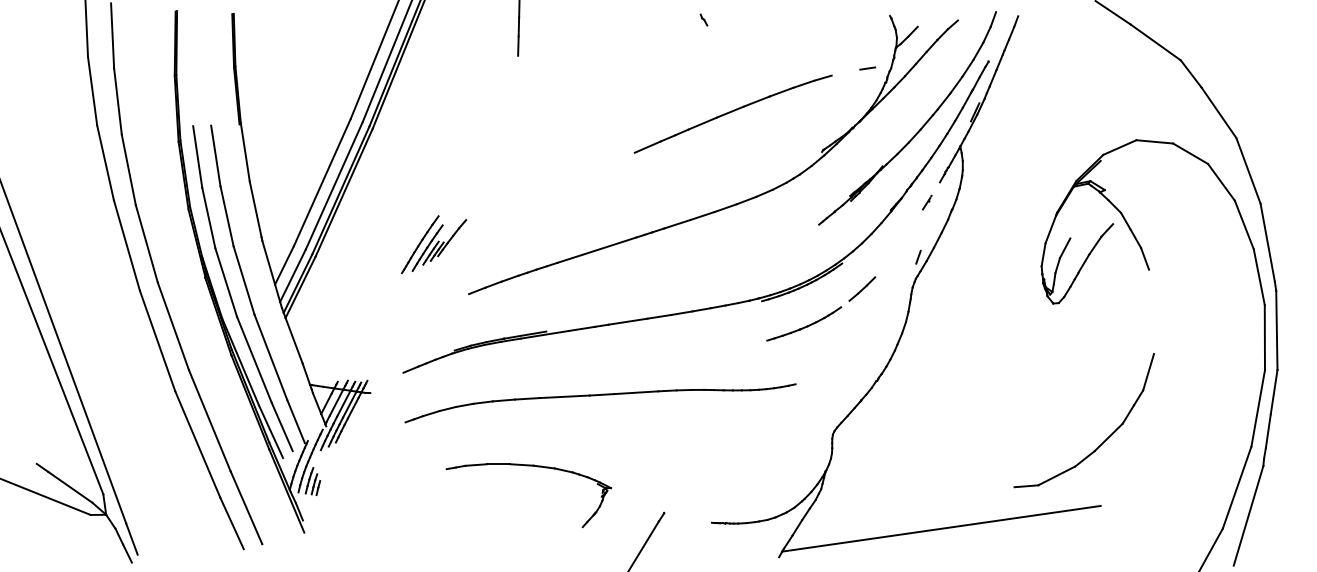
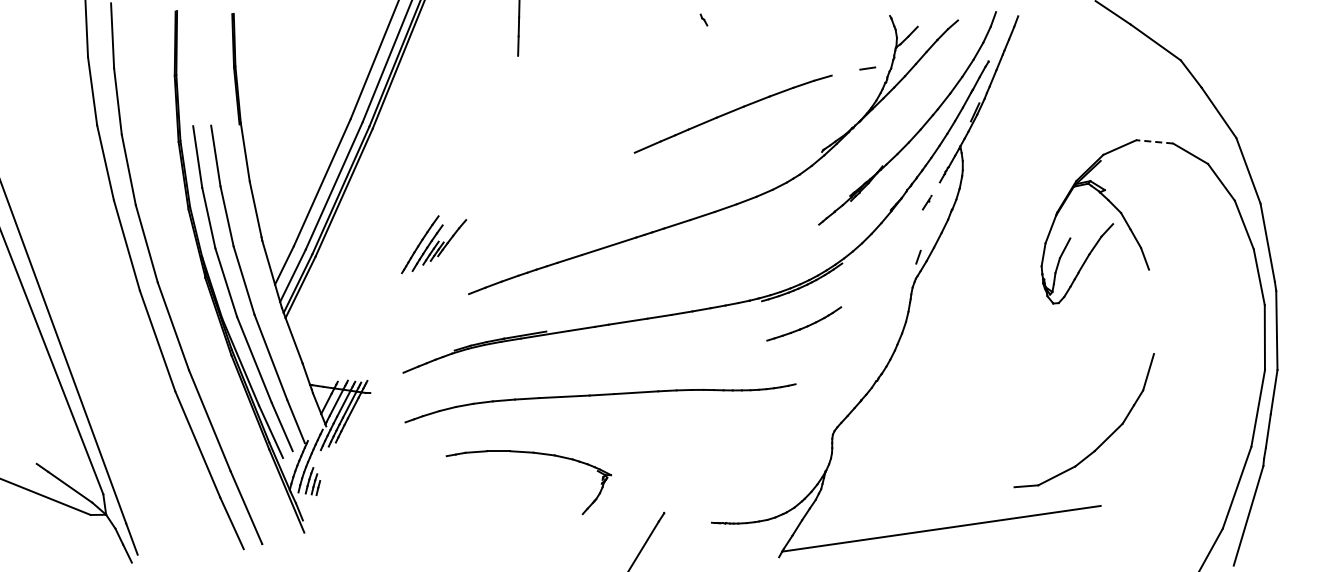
line: solid -> dashed (1154, 141)
line: present -> none (862, 288)
part position: (528, 466) -> (528, 453) (528, 453)
